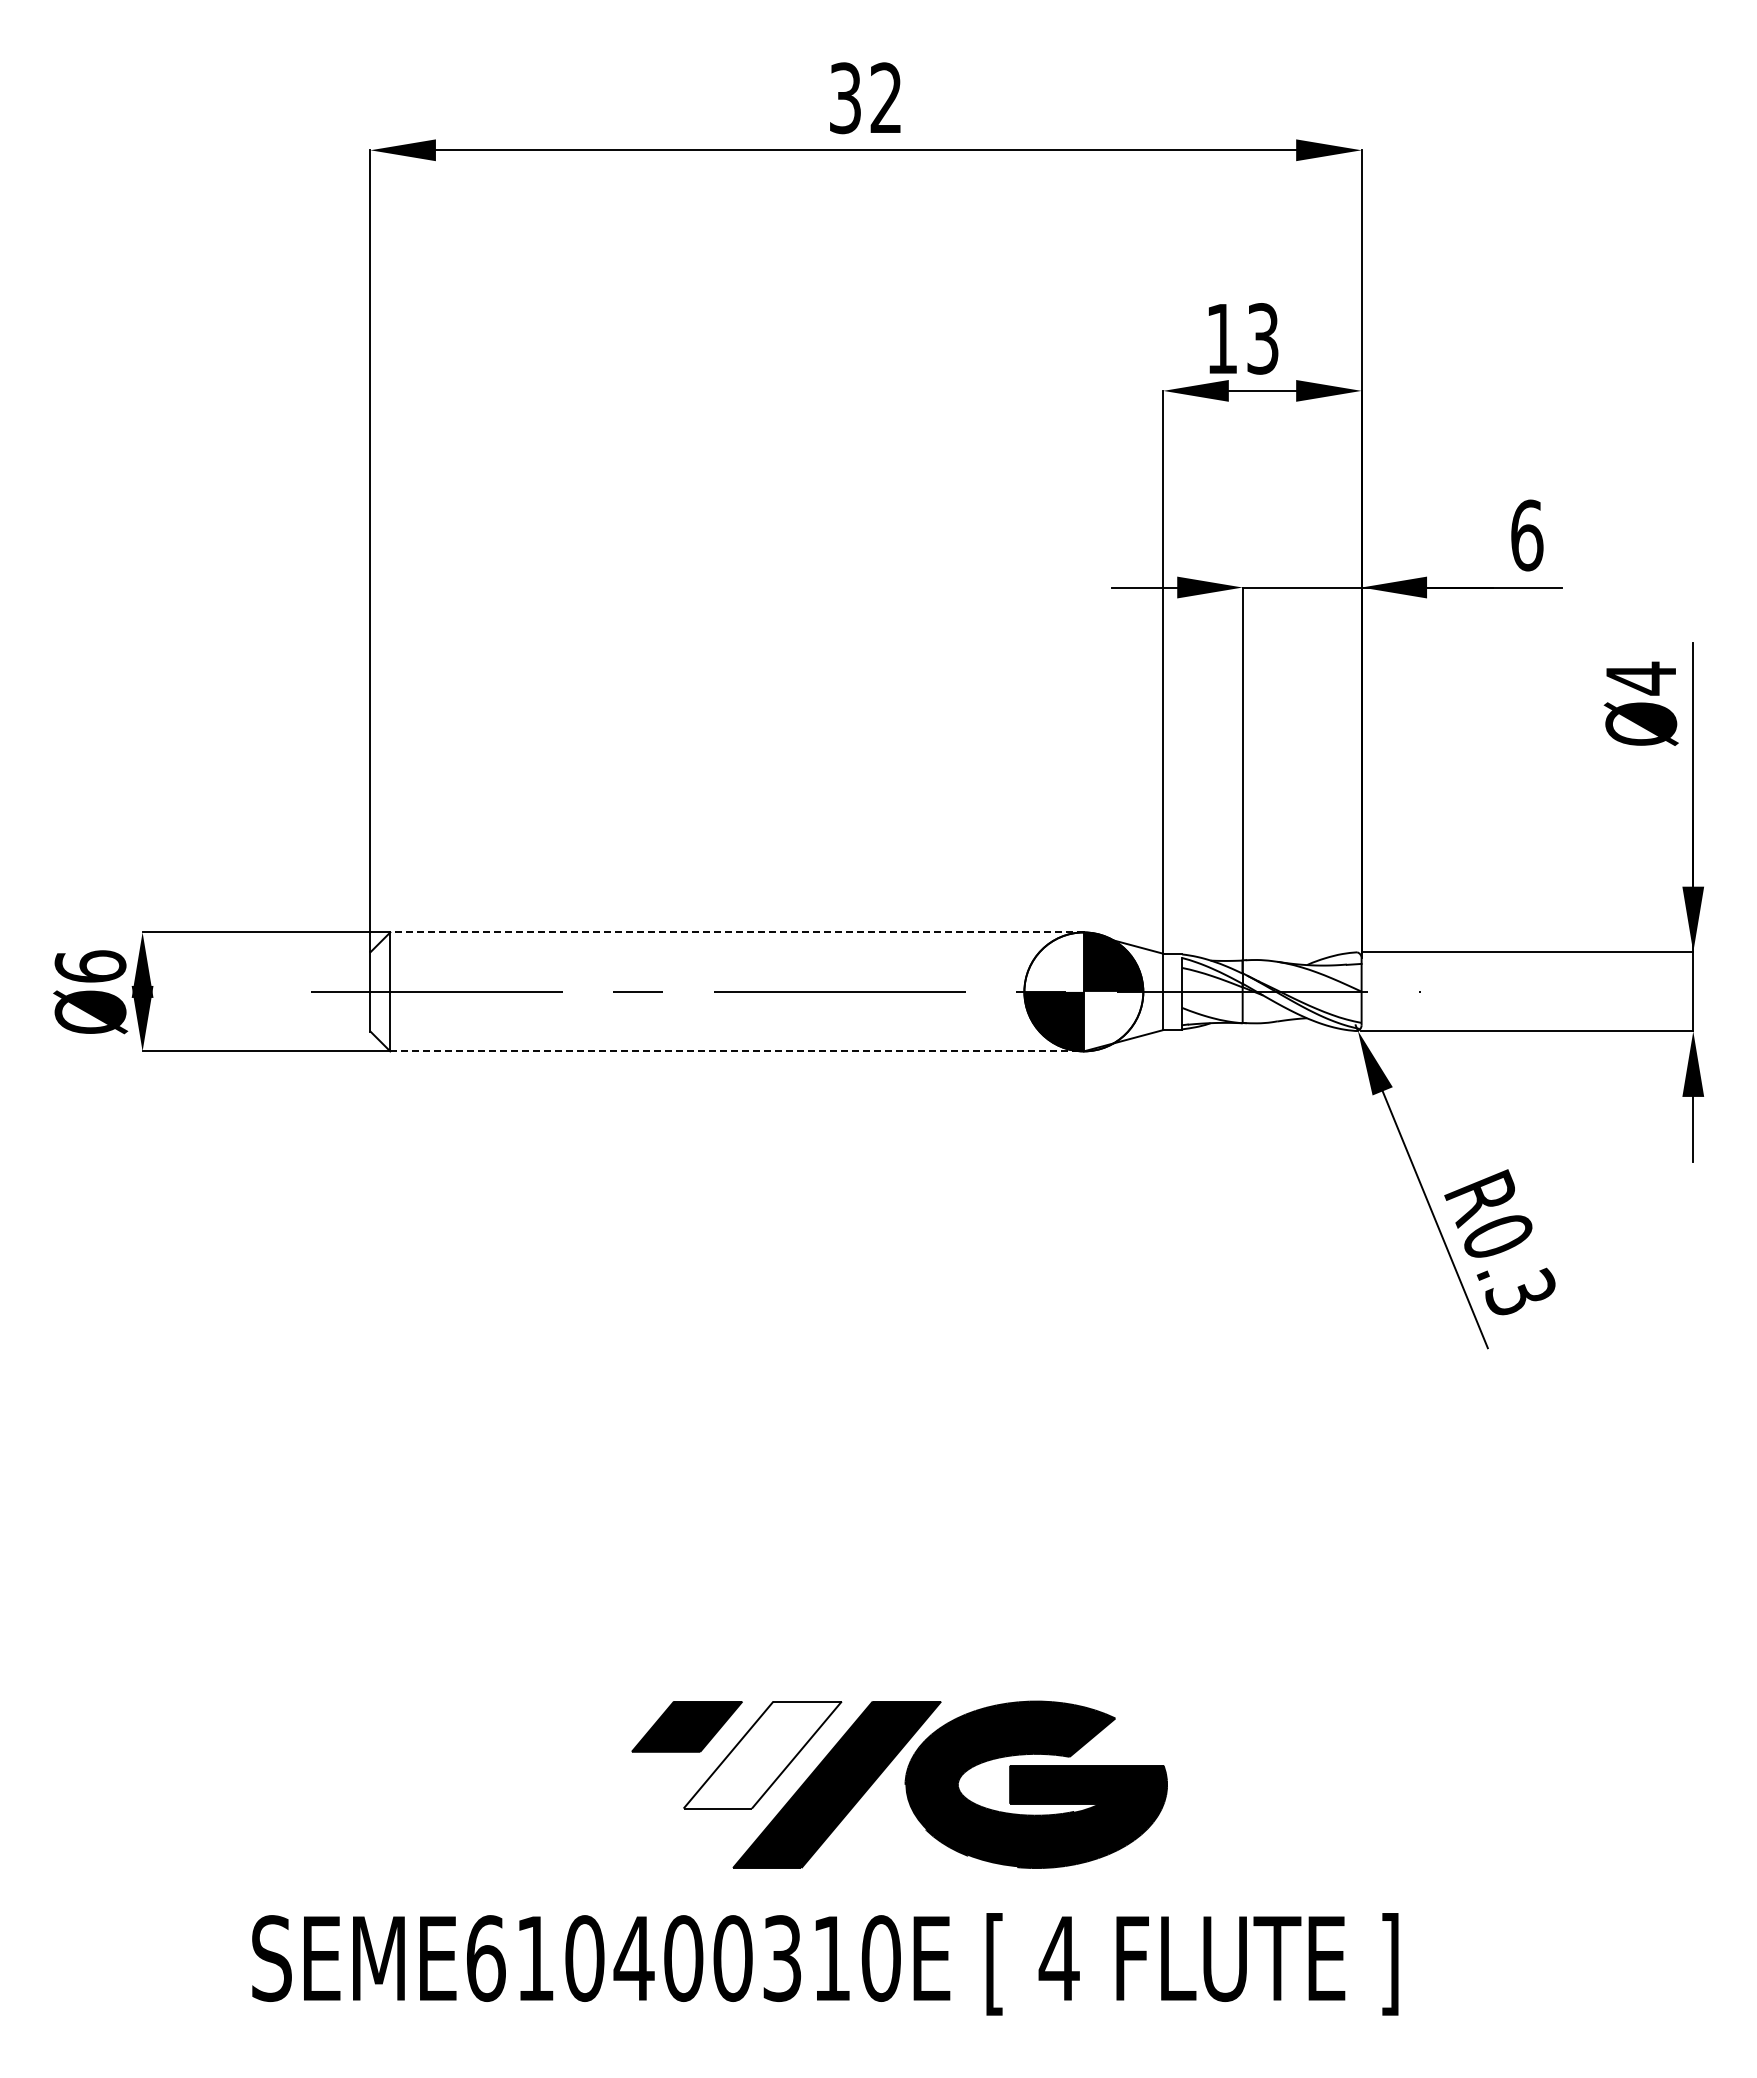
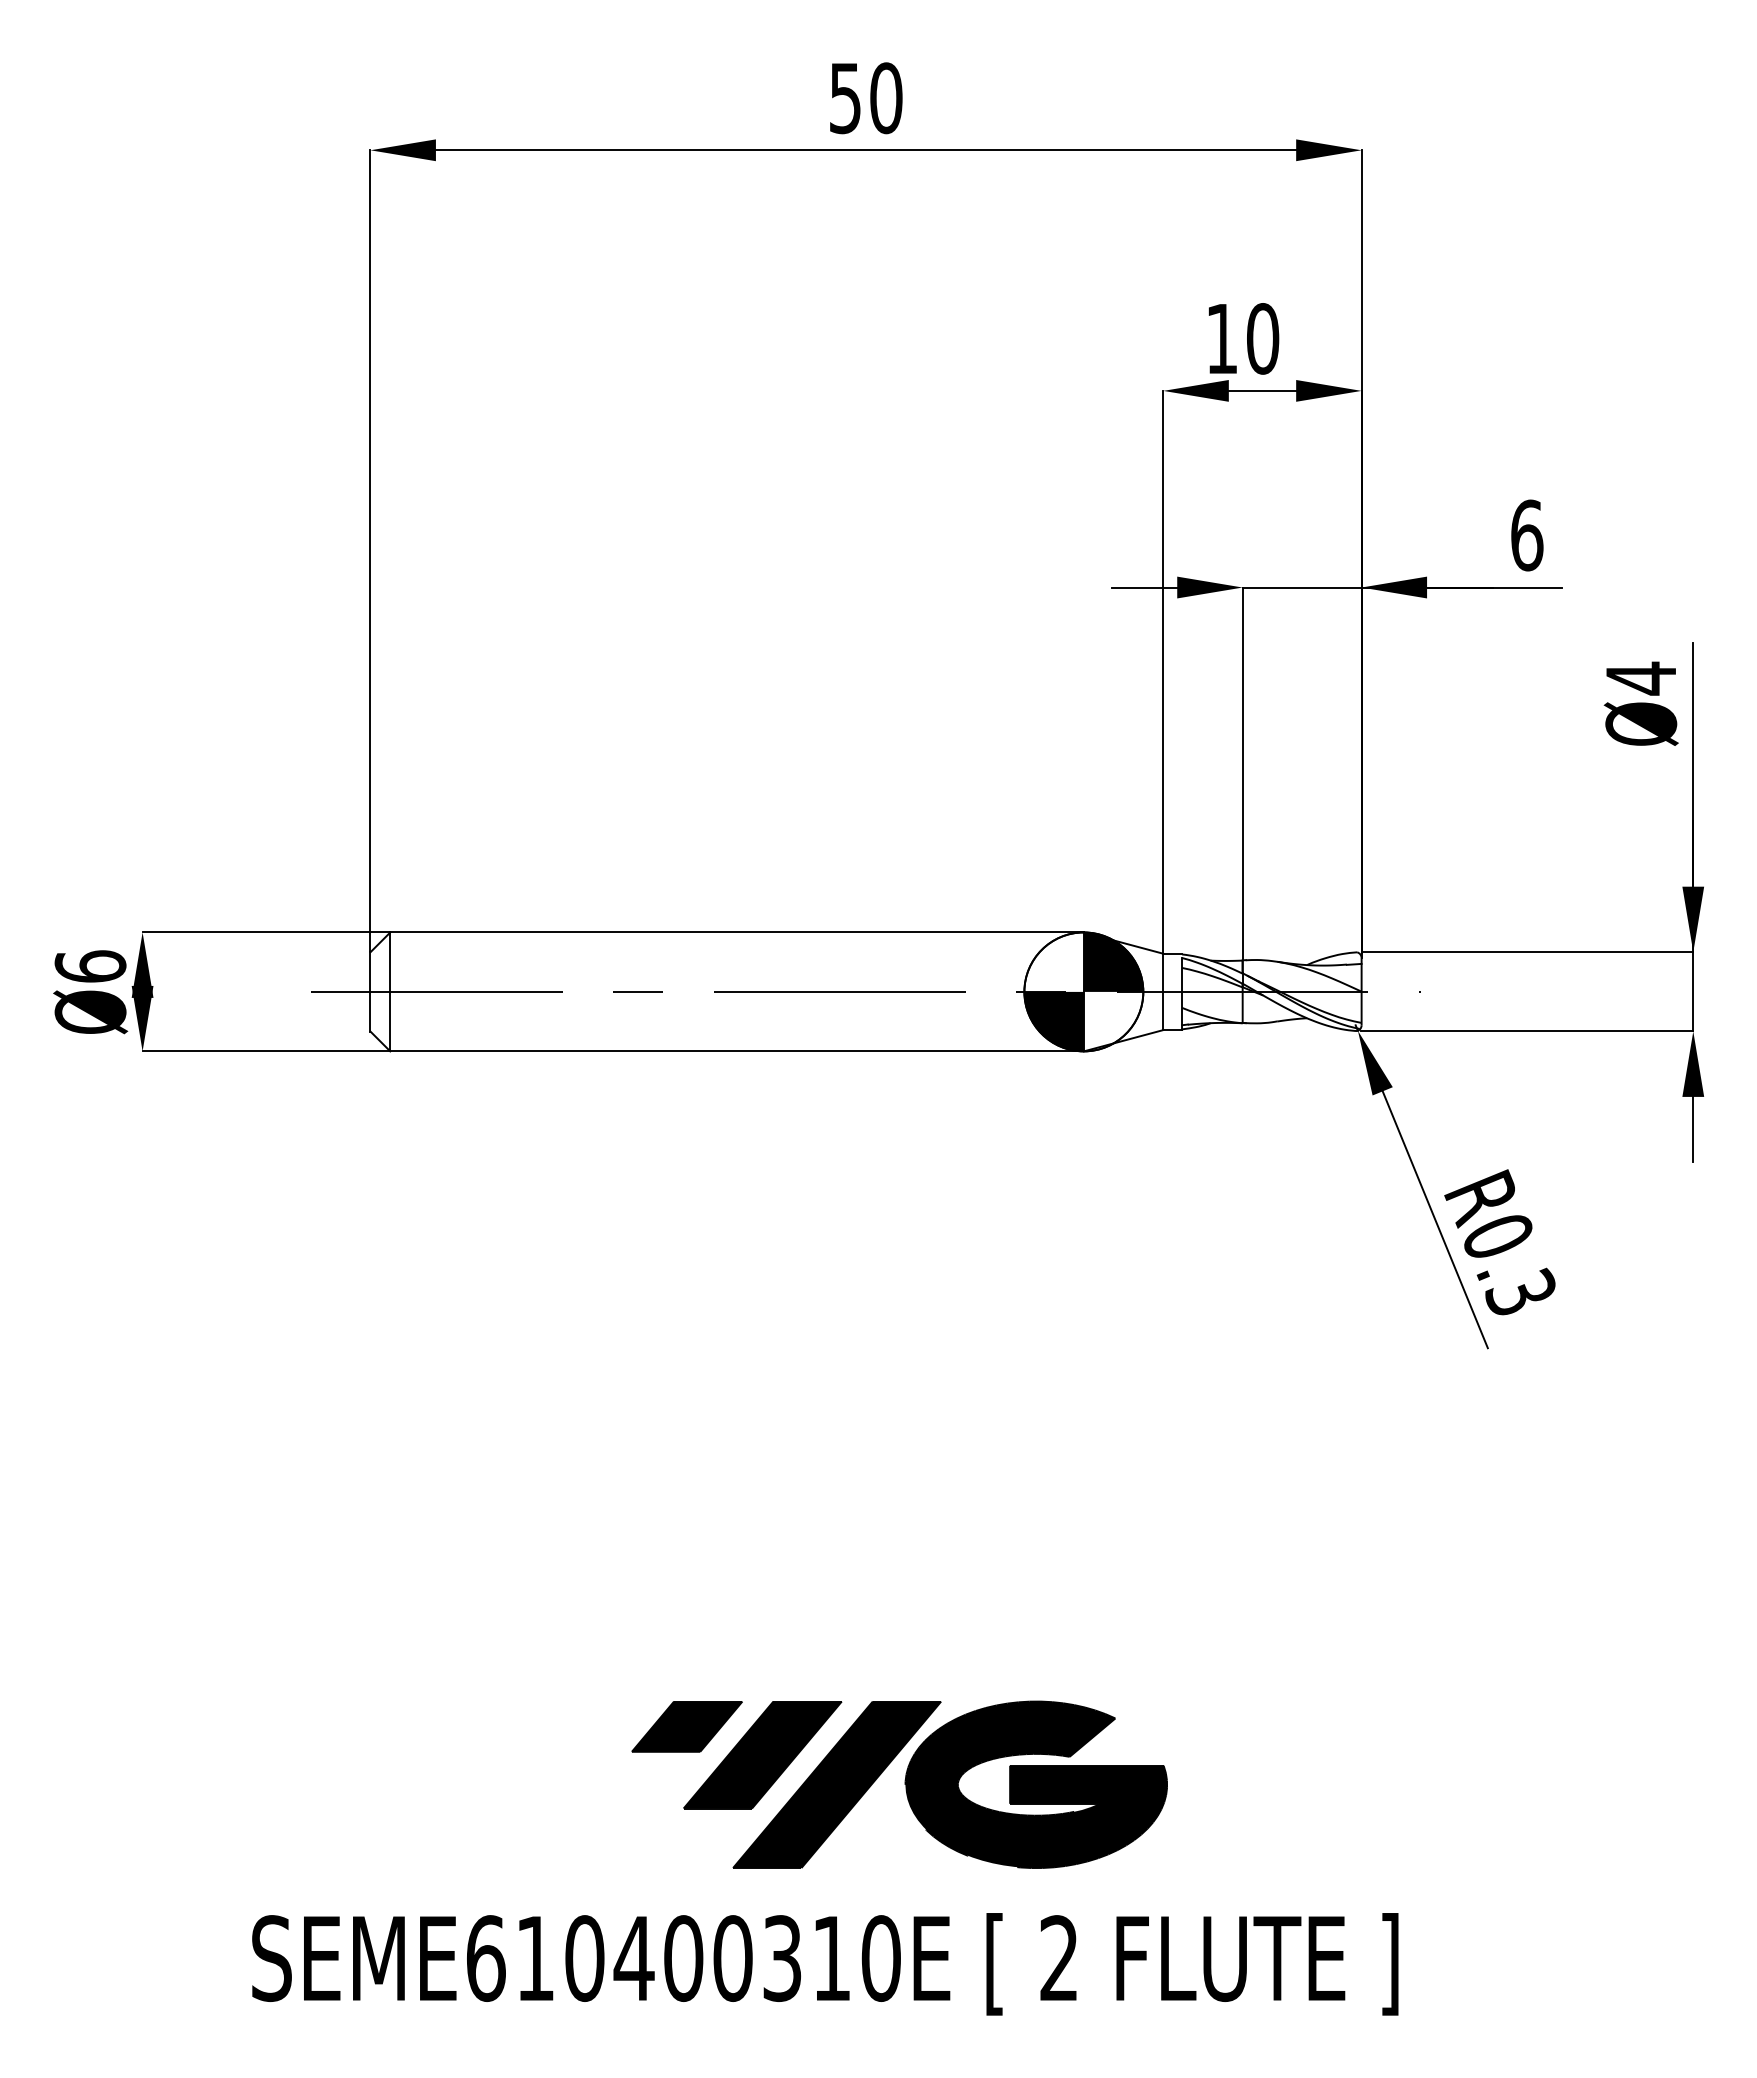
text: 32 -> 50 (866, 98)
text: 13 -> 10 (1263, 338)
line: dashed -> solid (737, 932)
line: dashed -> solid (737, 1051)
fill: none -> present (762, 1754)
text: 4 -> 2 (1058, 1957)
